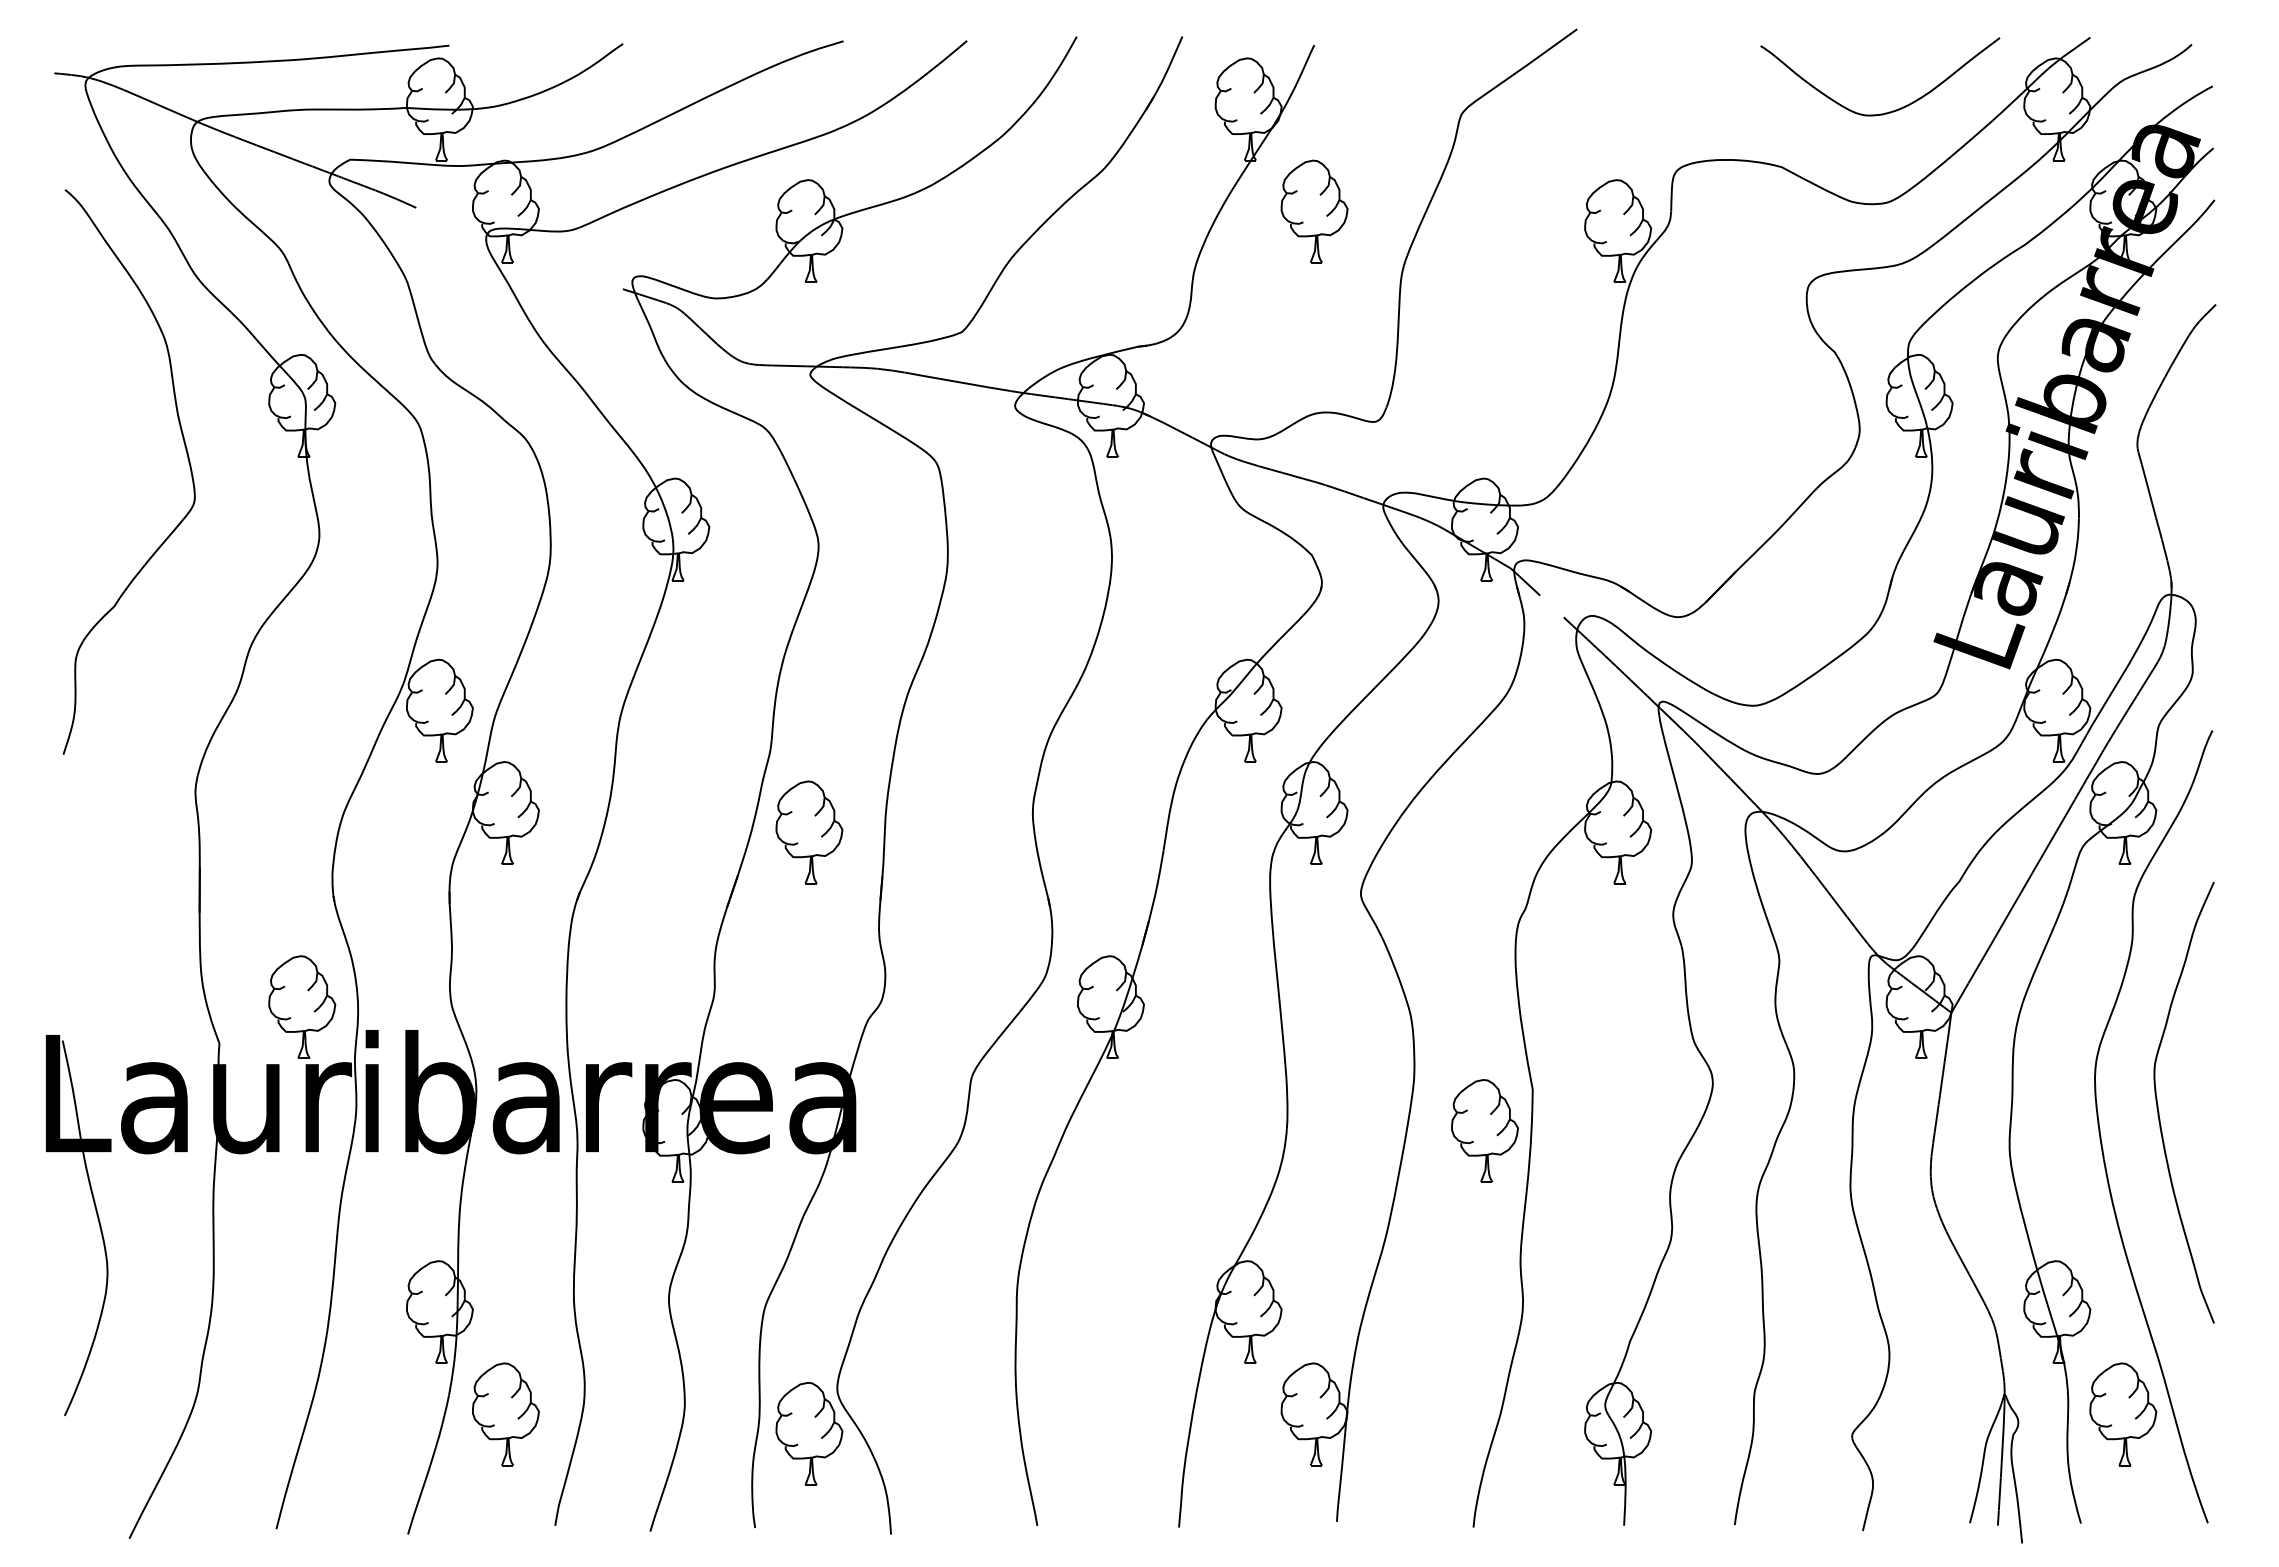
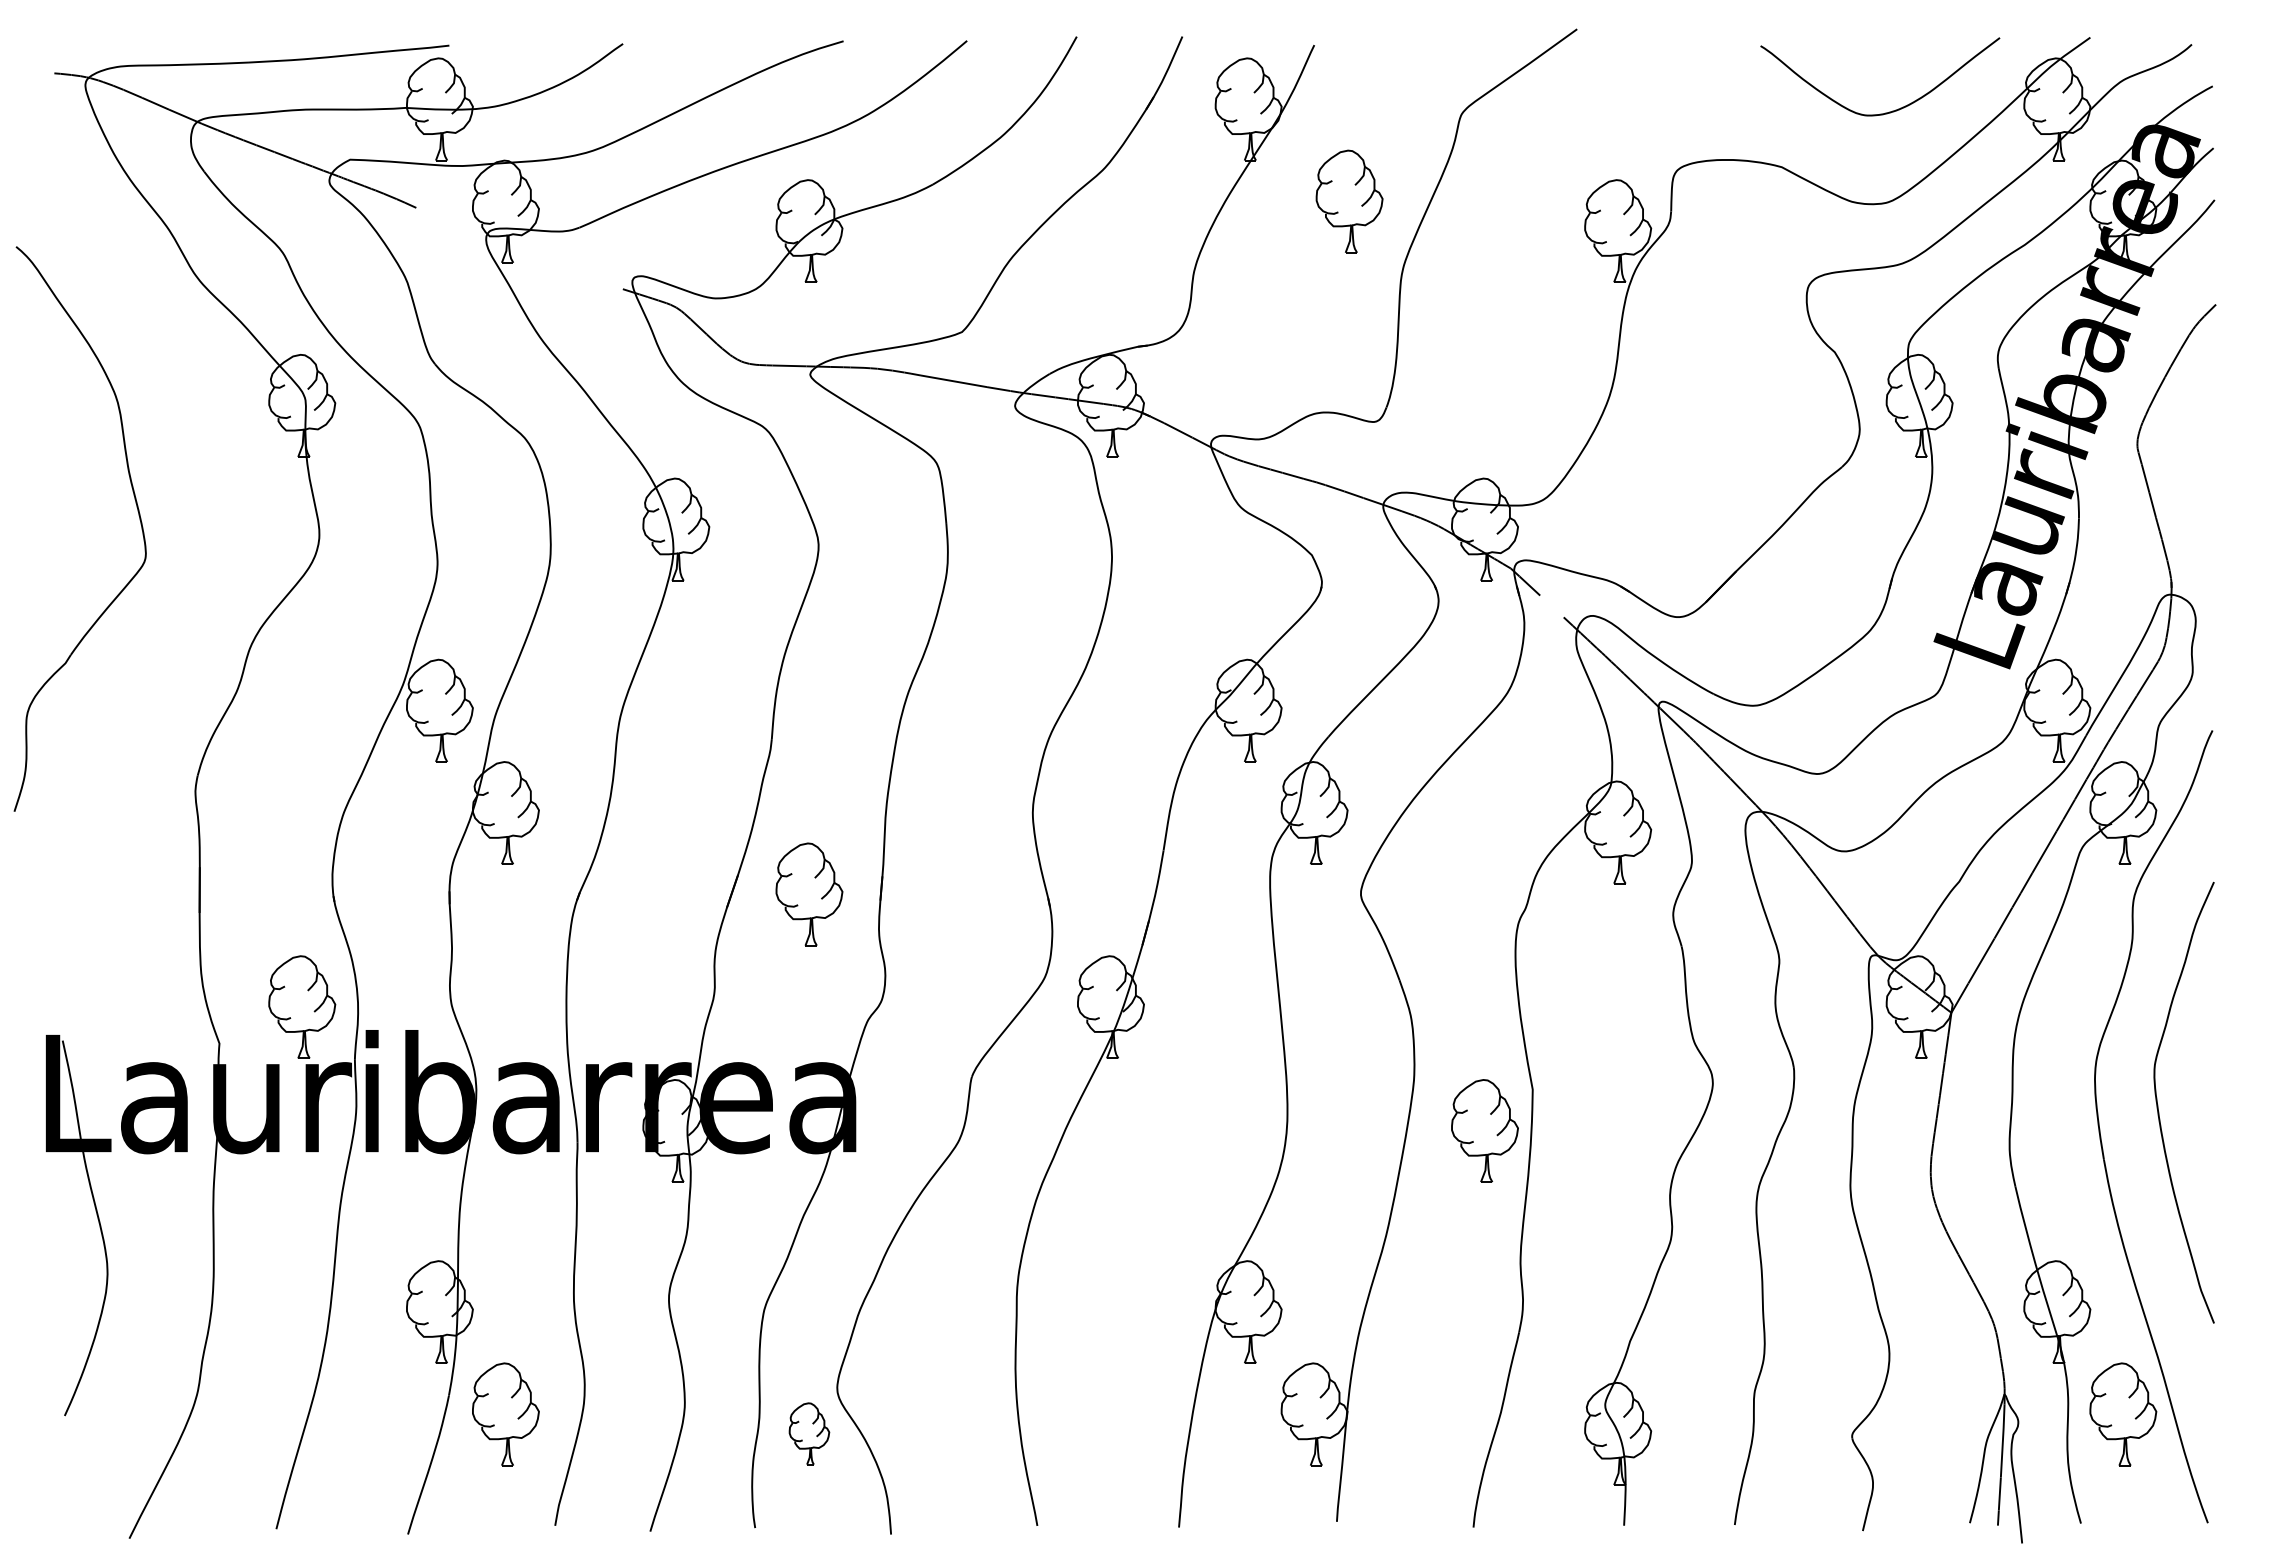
part position: (1314, 211) -> (1349, 201) (1349, 201)
part position: (187, 458) -> (138, 515) (138, 515)
part position: (809, 832) -> (809, 894) (809, 894)
part size: 69x104 px -> 43x64 px (809, 1433)
